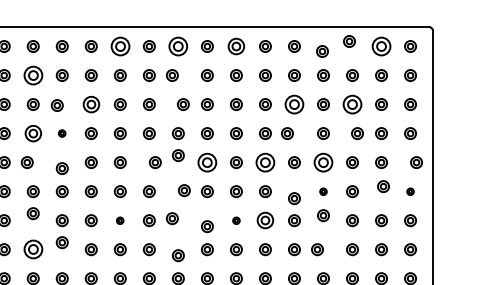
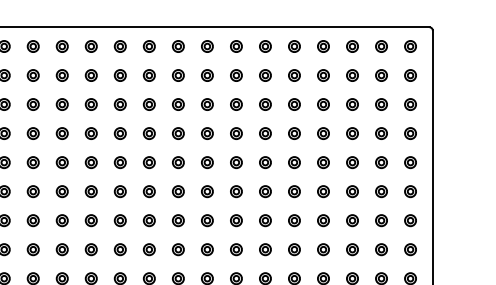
part position: (349, 41) -> (352, 46) (352, 46)
part size: 21x21 px -> 14x13 px (119, 46)
part size: 21x21 px -> 13x13 px (178, 46)
part size: 18x19 px -> 13x13 px (236, 46)
part size: 21x21 px -> 13x13 px (381, 46)
part position: (322, 51) -> (323, 46) (323, 46)
part size: 21x21 px -> 14x13 px (32, 75)
part position: (172, 75) -> (178, 75) (178, 75)
part size: 19x19 px -> 14x13 px (90, 104)
part position: (183, 104) -> (178, 104) (178, 104)
part size: 21x21 px -> 13x13 px (294, 104)
part size: 21x21 px -> 13x13 px (352, 104)
part position: (56, 105) -> (61, 104) (61, 104)
part size: 18x18 px -> 14x13 px (32, 133)
part size: 9x9 px -> 14x13 px (61, 133)
part position: (287, 133) -> (294, 133) (294, 133)
part position: (357, 133) -> (352, 133) (352, 133)
part position: (178, 155) -> (178, 162) (178, 162)
part position: (26, 162) -> (32, 162) (32, 162)
part position: (154, 162) -> (148, 162) (148, 162)
part size: 21x21 px -> 13x13 px (207, 162)
part size: 21x21 px -> 13x13 px (265, 162)
part size: 21x21 px -> 13x13 px (323, 162)
part position: (416, 162) -> (410, 162) (410, 162)
part position: (61, 168) -> (61, 162) (61, 162)
part position: (383, 186) -> (381, 191) (381, 191)
part position: (184, 190) -> (178, 191) (178, 191)
part size: 9x9 px -> 13x14 px (323, 191)
part size: 9x9 px -> 13x14 px (410, 191)
part position: (294, 198) -> (294, 191) (294, 191)
part position: (32, 213) -> (32, 220) (32, 220)
part position: (323, 215) -> (323, 220) (323, 220)
part position: (172, 218) -> (178, 220) (178, 220)
part size: 9x9 px -> 14x14 px (119, 220)
part size: 9x9 px -> 13x14 px (236, 220)
part size: 19x19 px -> 13x14 px (265, 220)
part position: (207, 226) -> (207, 220) (207, 220)
part position: (61, 242) -> (61, 249) (61, 249)
part size: 21x21 px -> 14x14 px (32, 249)
part position: (317, 249) -> (323, 249) (323, 249)
part position: (178, 255) -> (178, 249) (178, 249)
